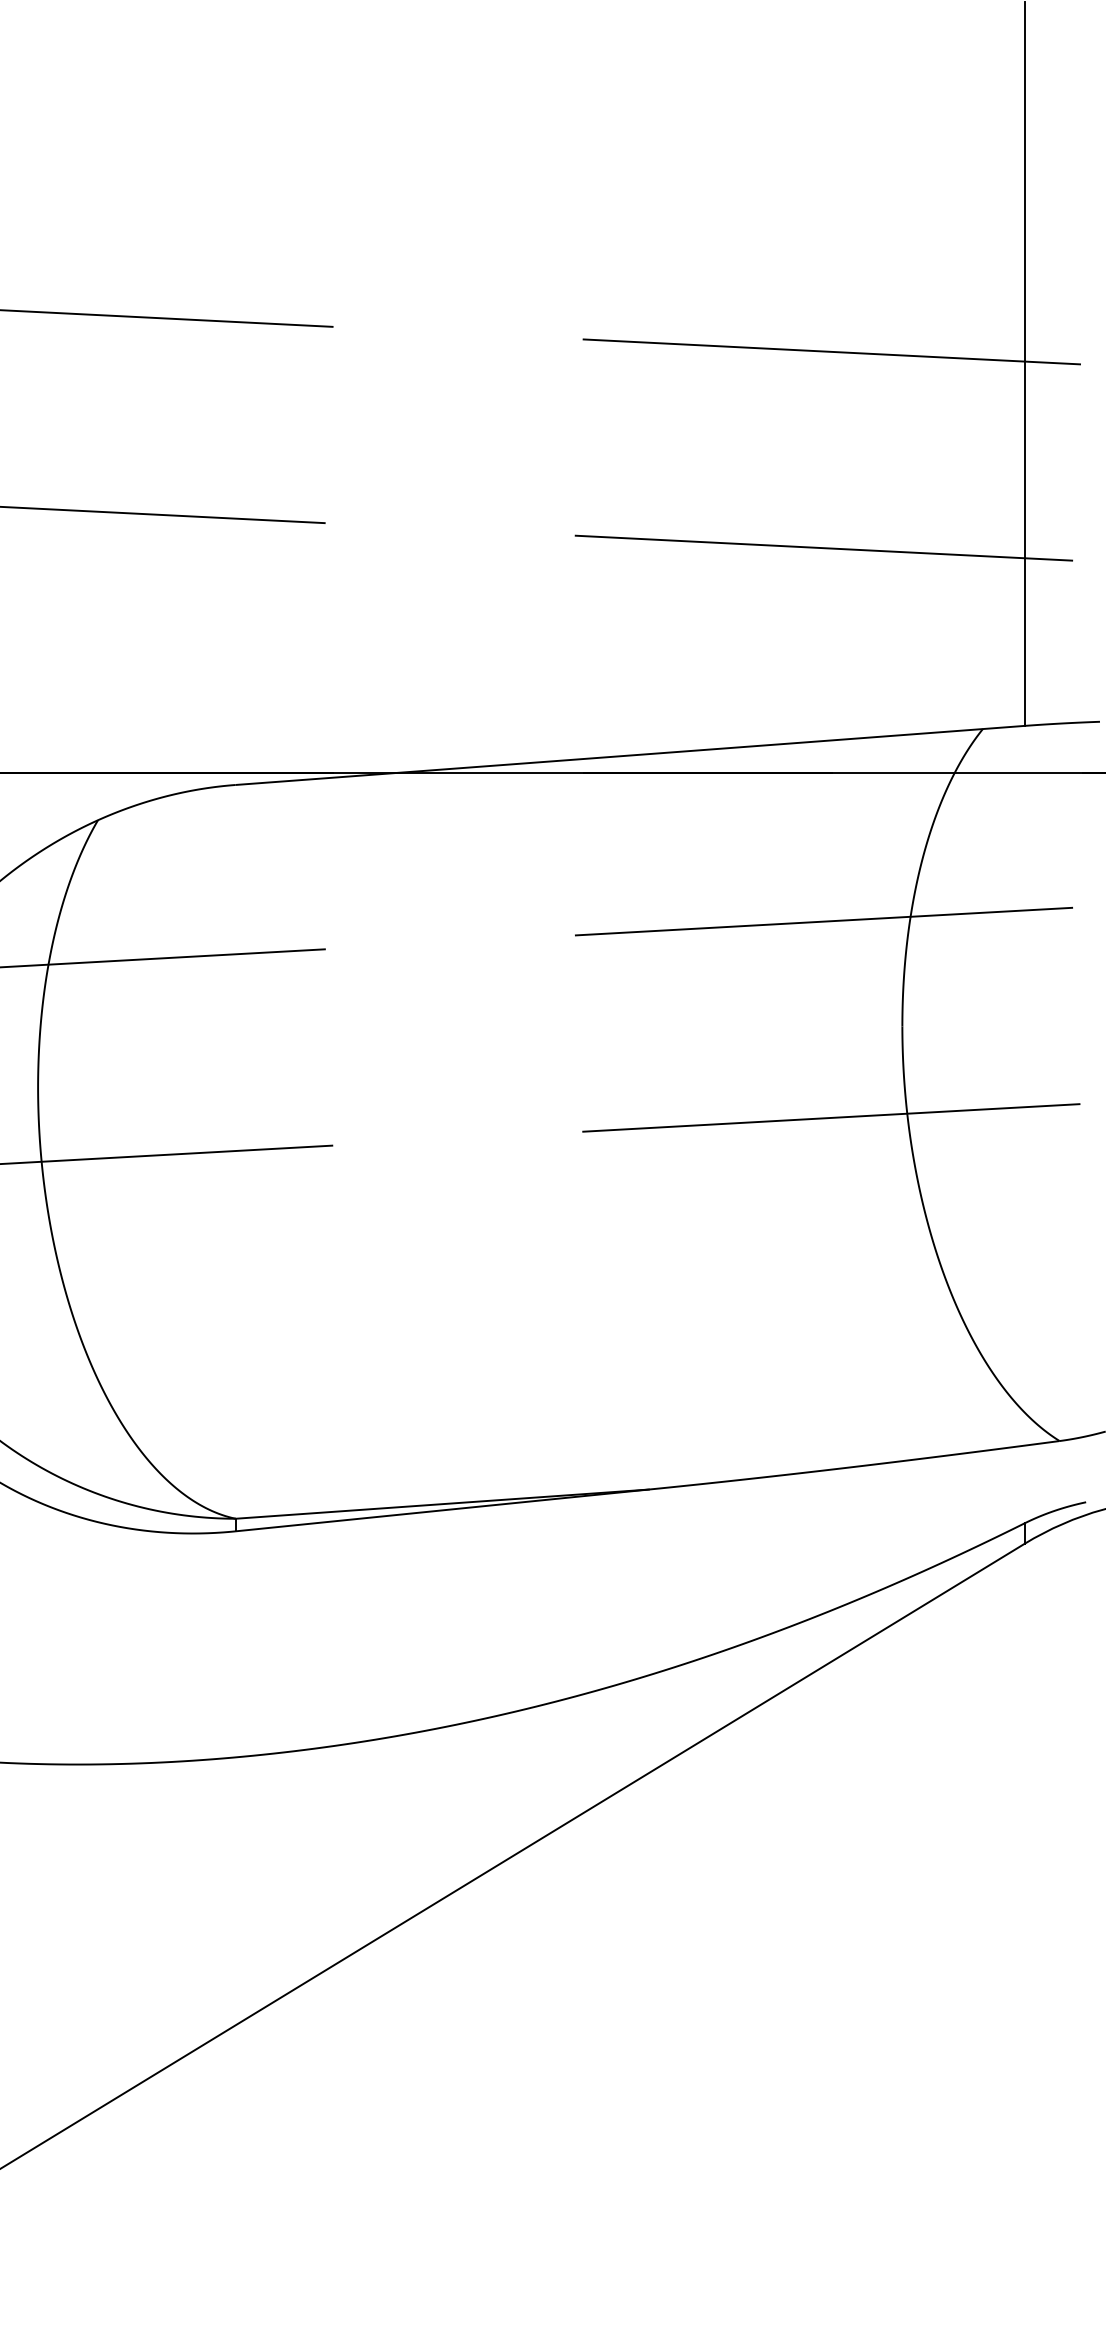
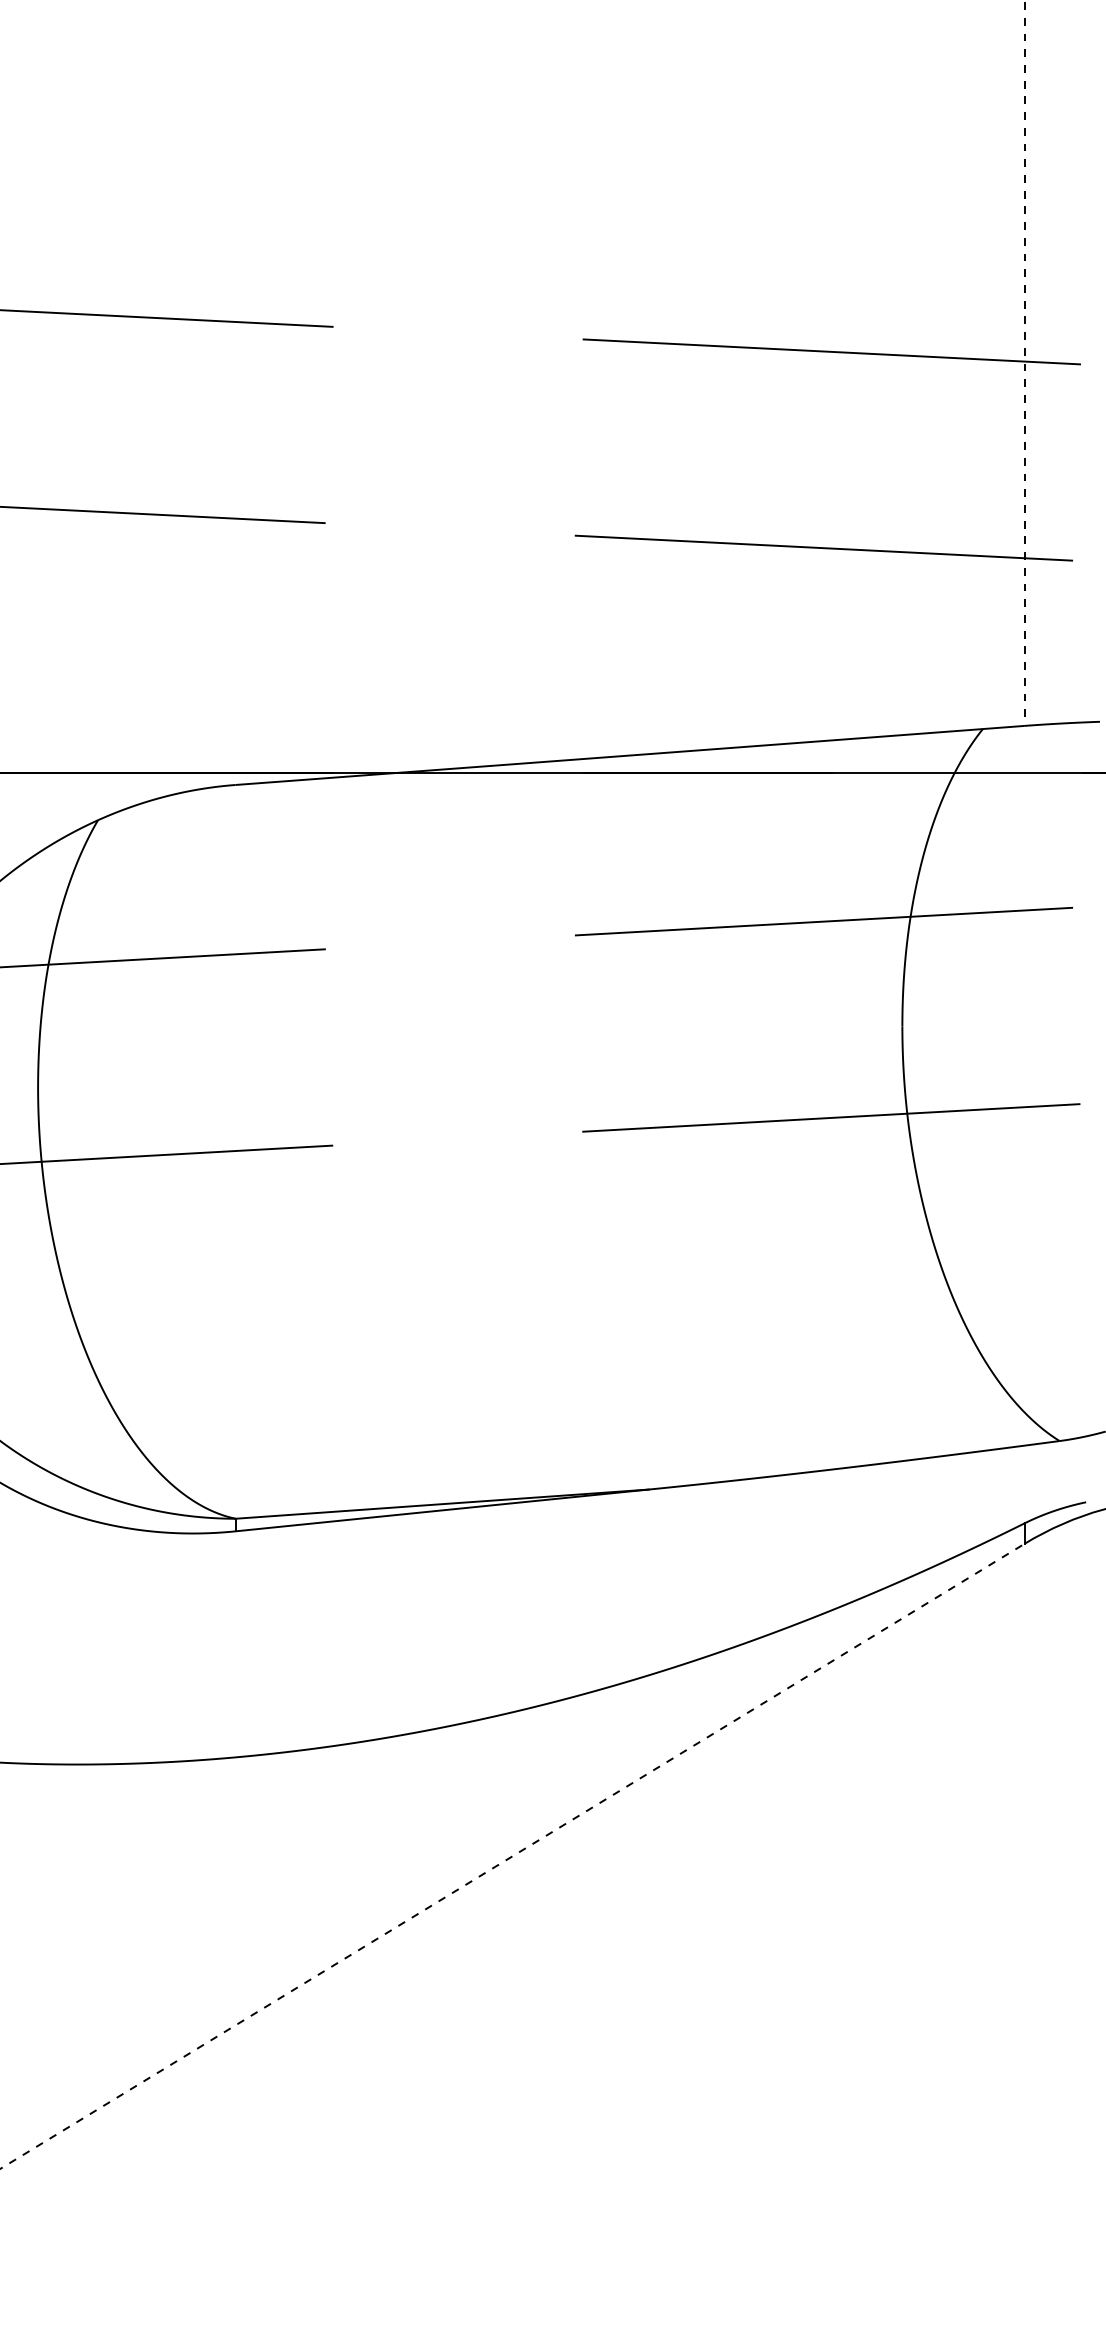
line: solid -> dashed (1024, 364)
line: solid -> dashed (512, 1856)
